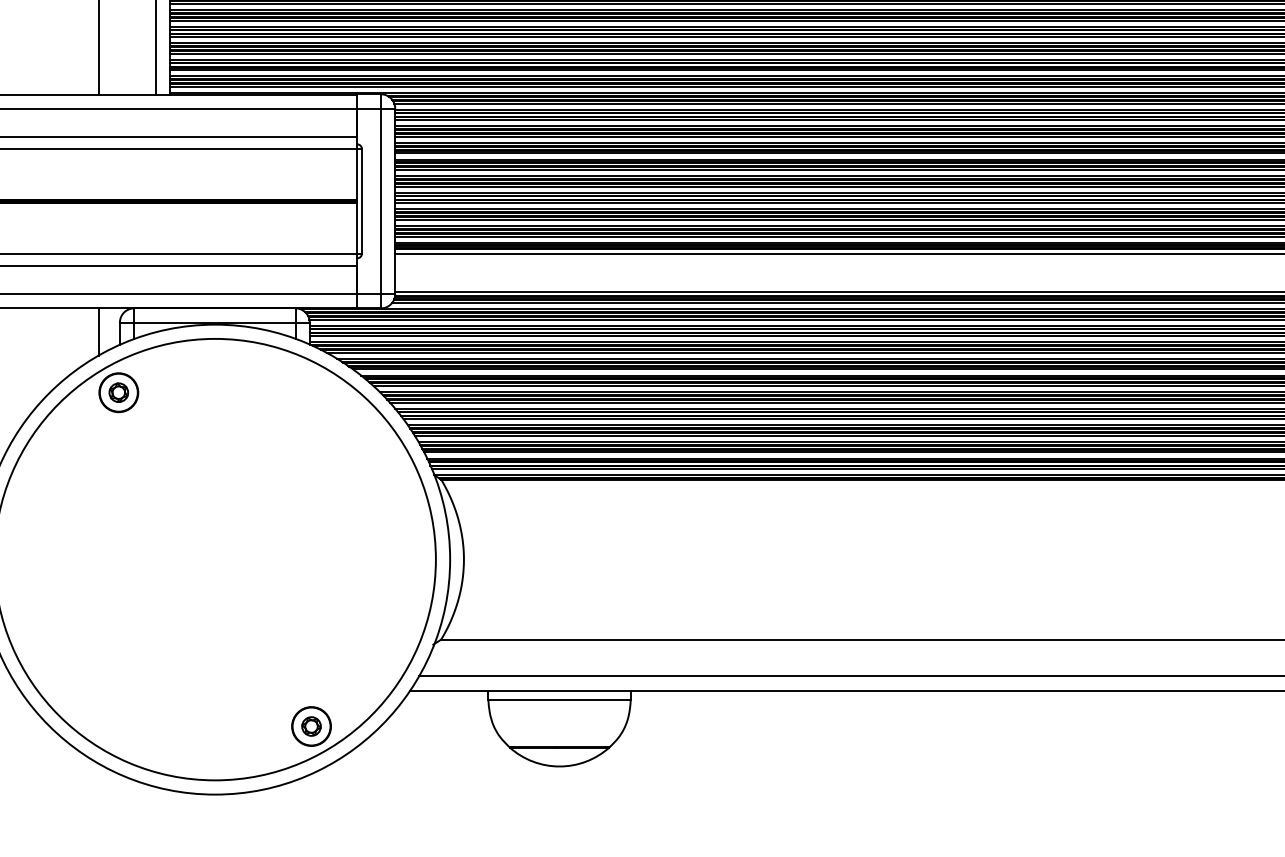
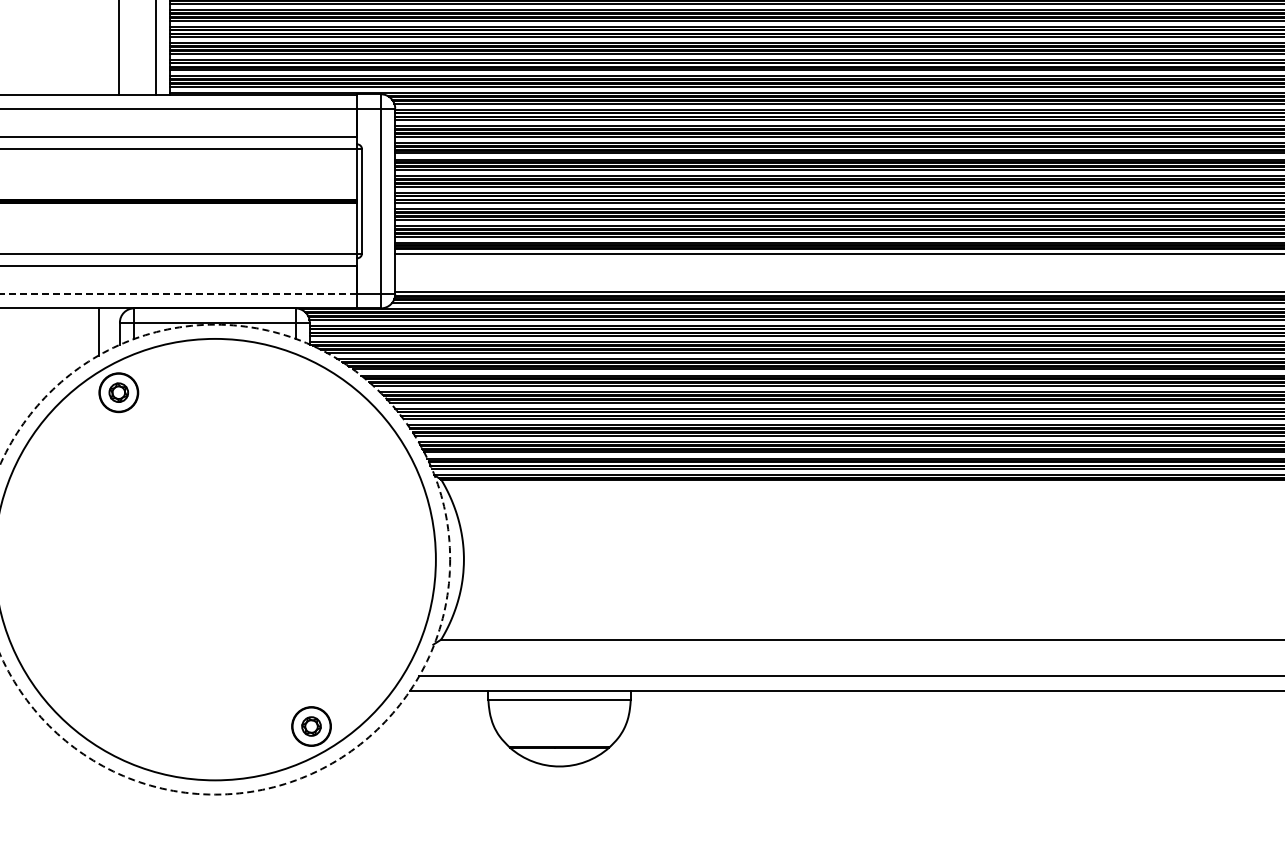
line position: (98, 48) -> (118, 48) (118, 48)
line: solid -> dashed (179, 294)
circle: solid -> dashed (225, 559)
